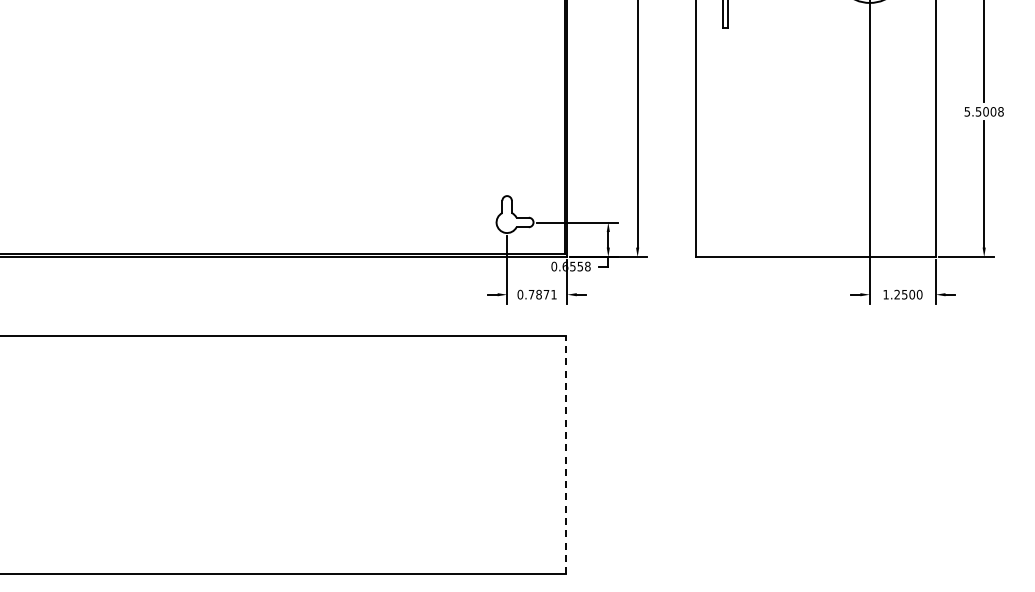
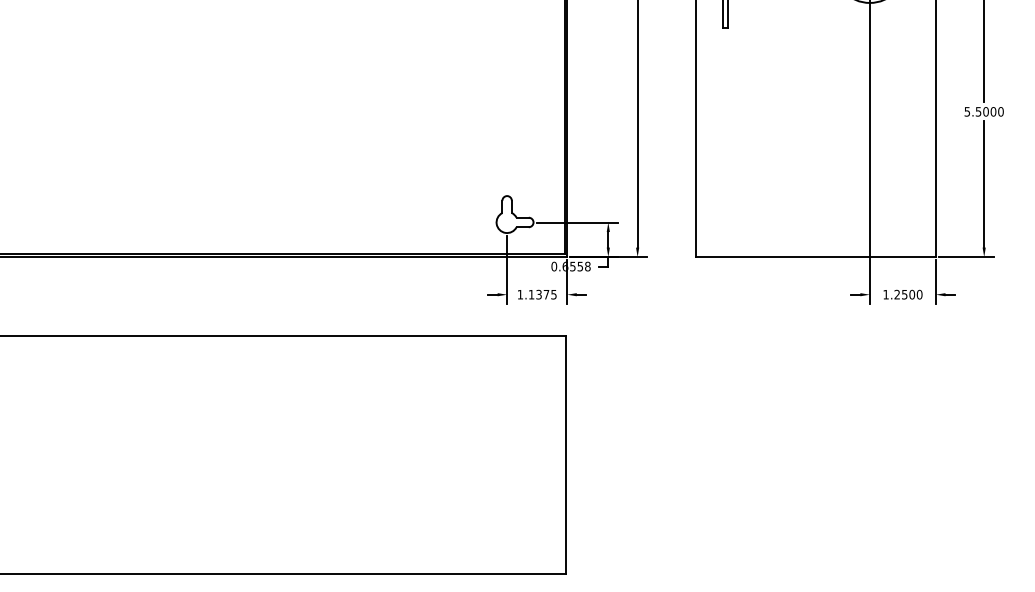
text: 5.5008 -> 5.5000 (1000, 111)
text: 0.7871 -> 1.1375 (536, 294)
line: dashed -> solid (566, 455)
